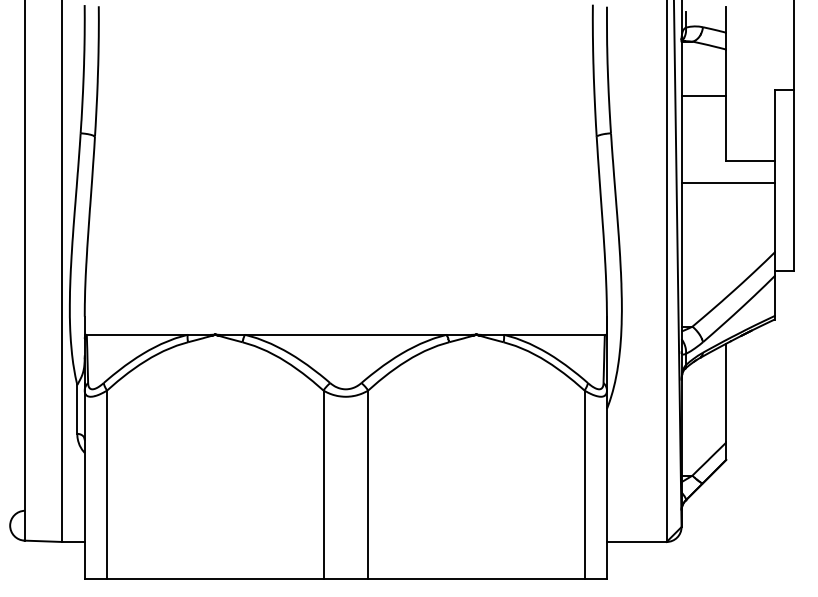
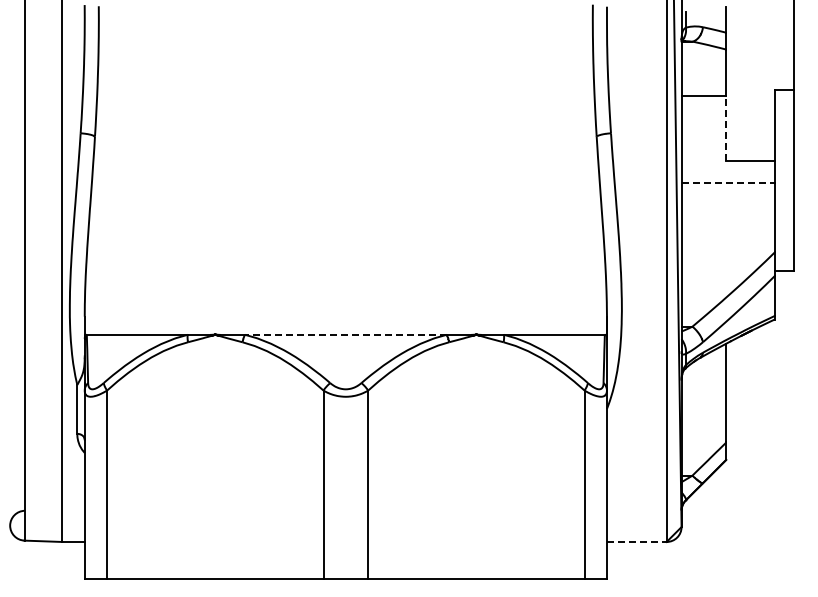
line: solid -> dashed (726, 128)
line: solid -> dashed (728, 183)
line: solid -> dashed (345, 334)
line: solid -> dashed (636, 541)
